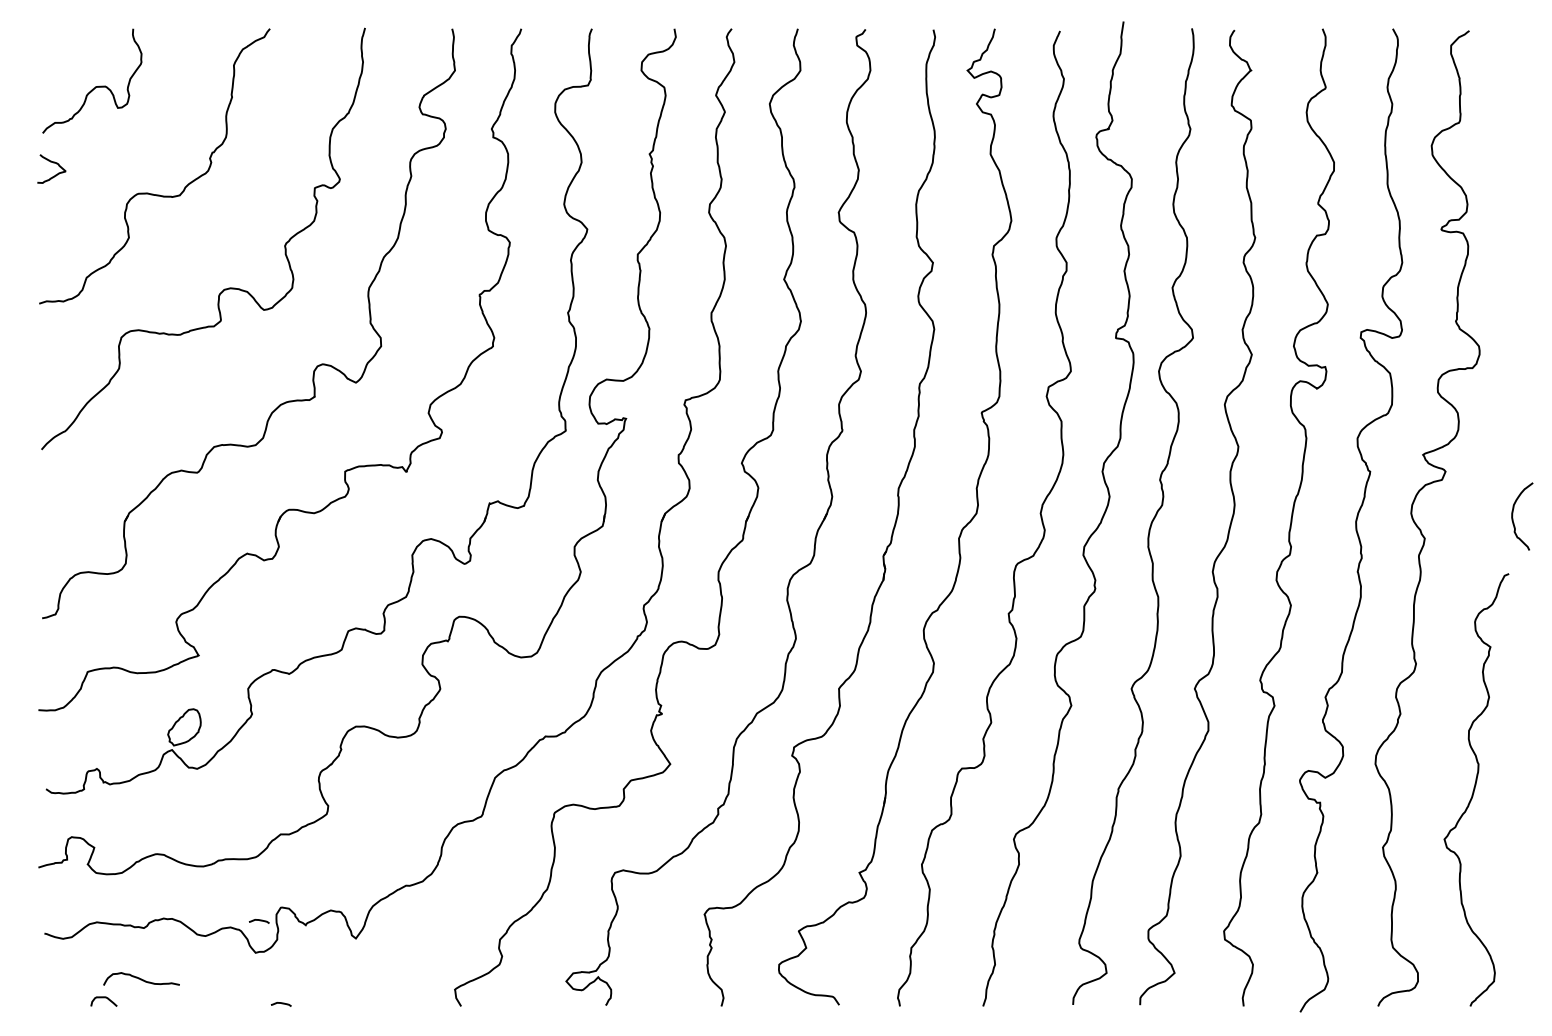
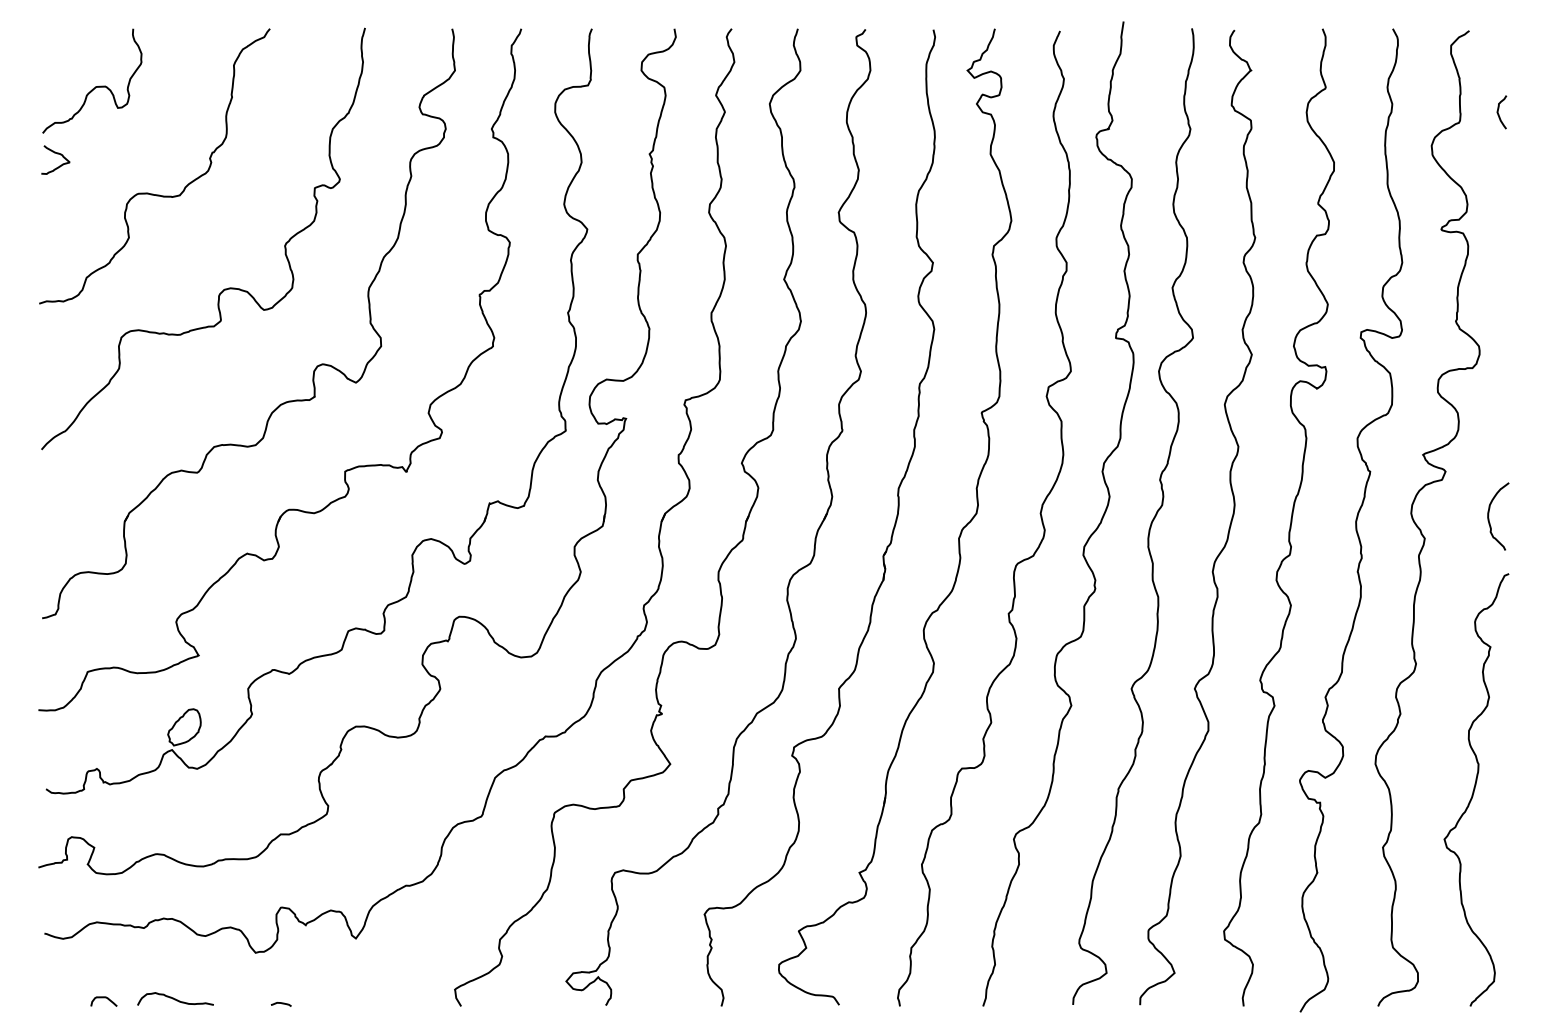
curve: none -> present (1499, 114)
curve position: (53, 163) -> (57, 154) (57, 154)
curve position: (1513, 516) -> (1489, 516) (1489, 516)
curve: present -> none (259, 921)
curve position: (141, 978) -> (175, 998) (175, 998)
